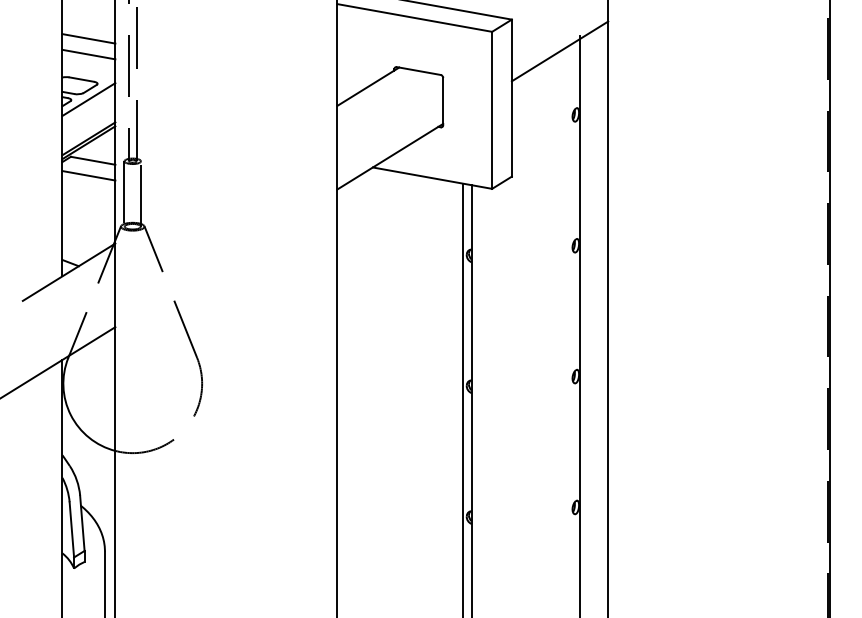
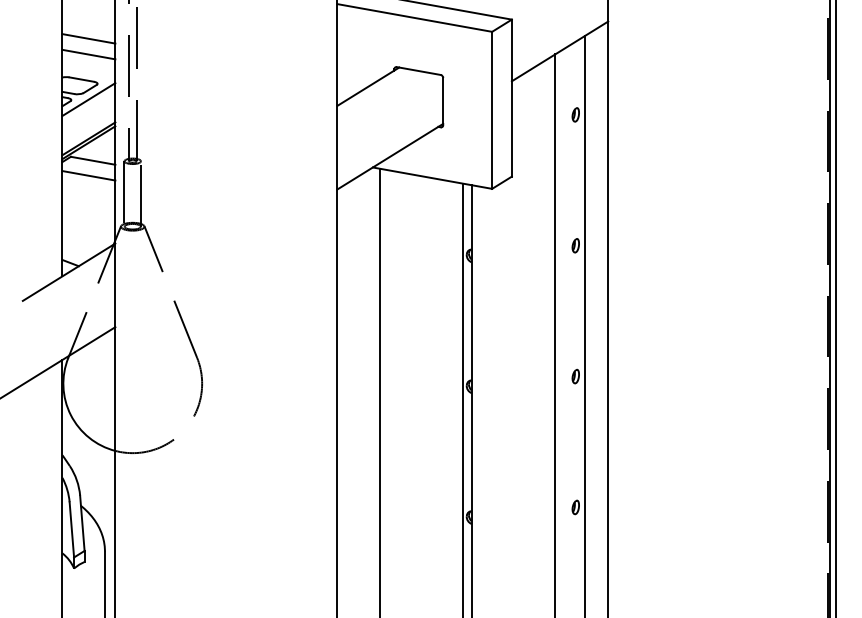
line: none -> present (836, 308)
line position: (580, 324) -> (585, 324) (585, 324)
line: none -> present (555, 334)
line: none -> present (379, 391)
